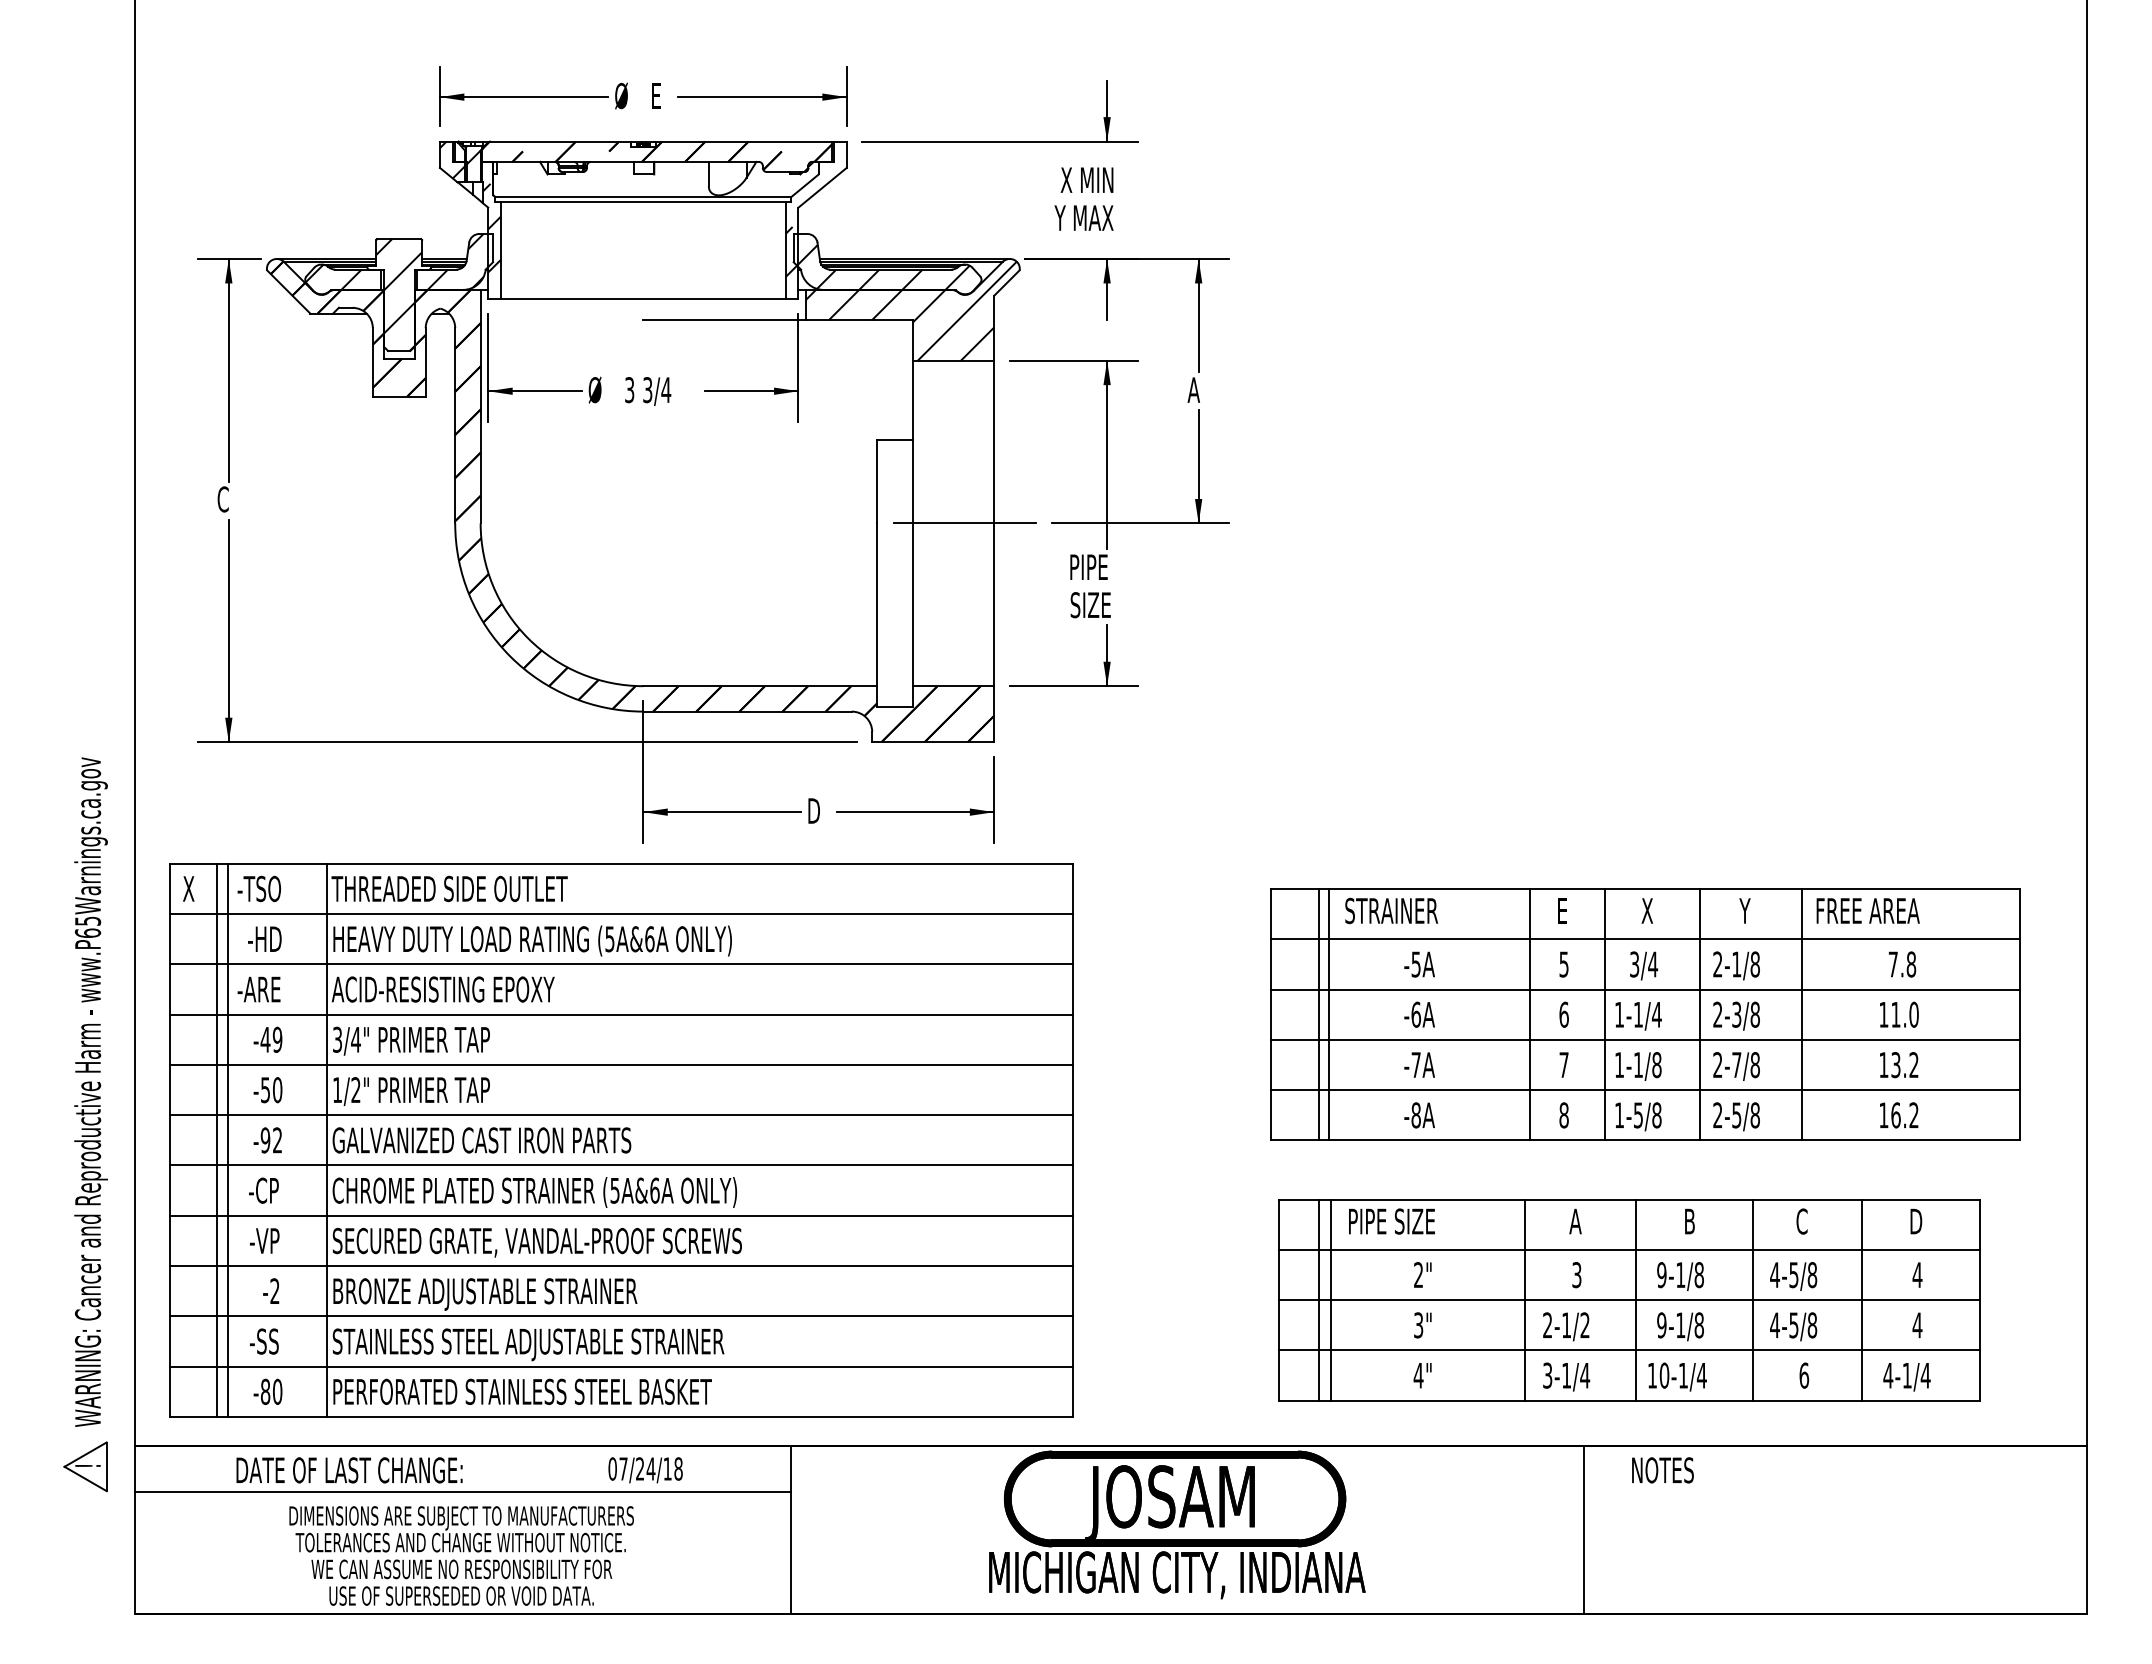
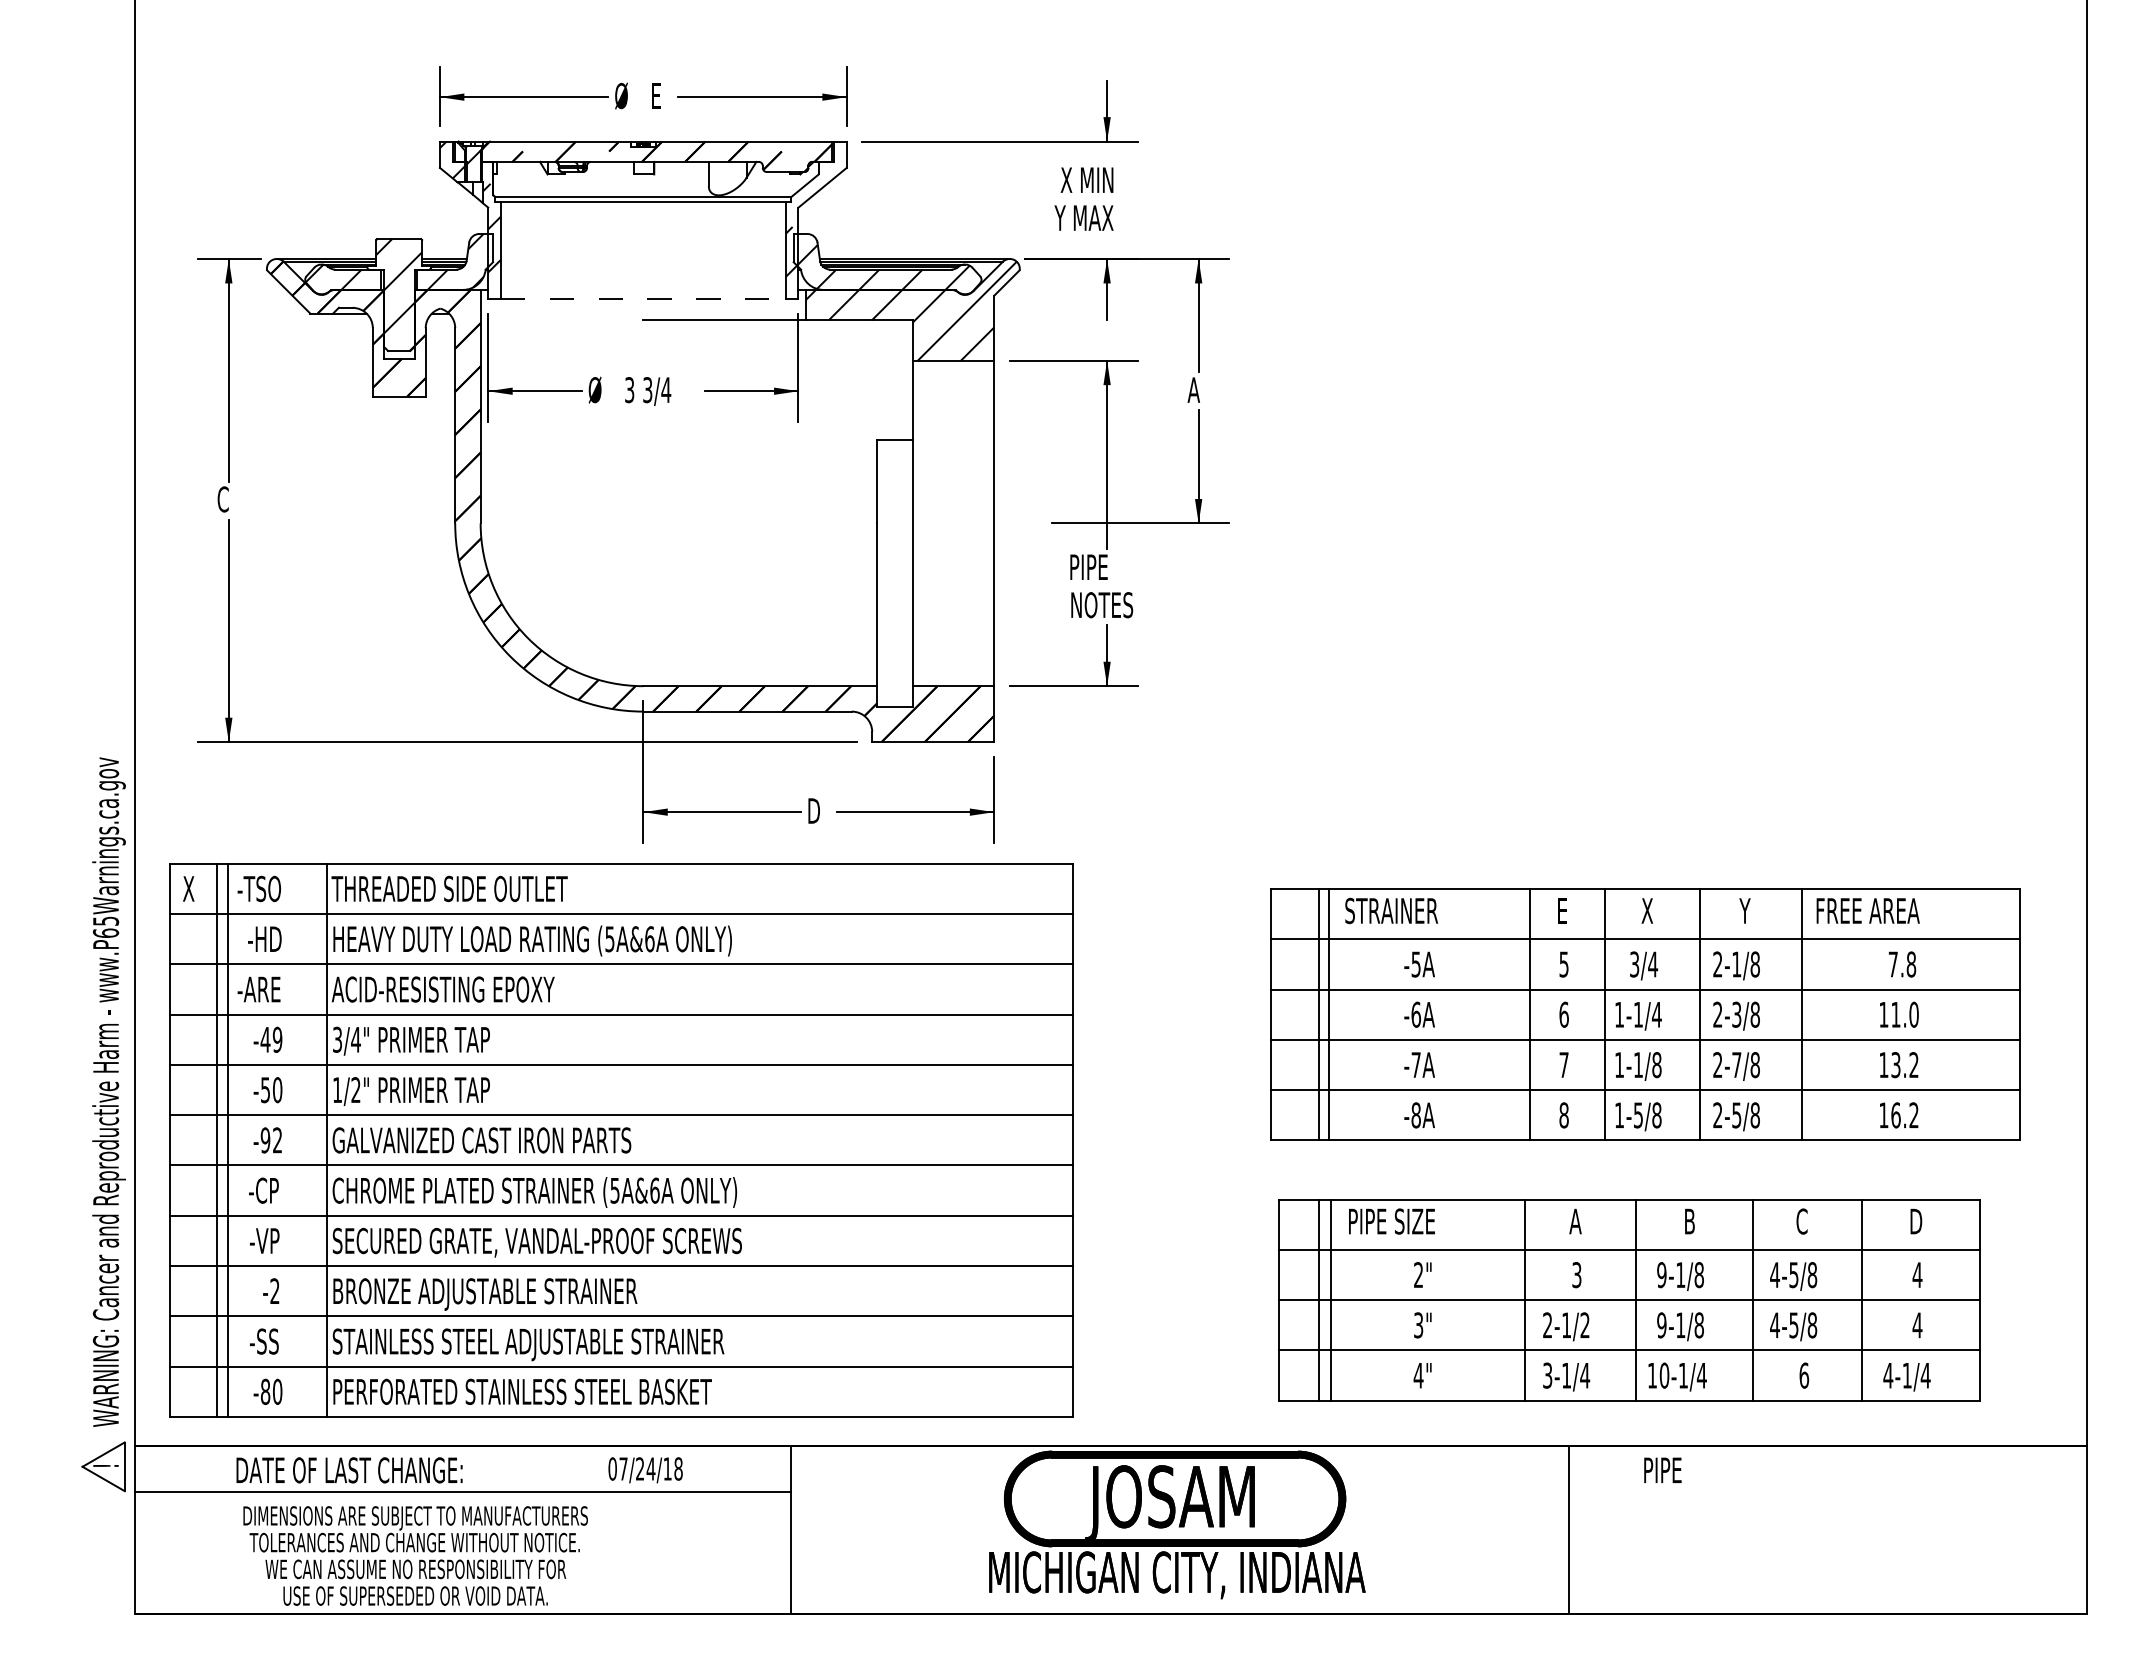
line: solid -> dashed (643, 299)
line: present -> none (965, 523)
text: SIZE -> NOTES (1101, 605)
part position: (85, 1124) -> (103, 1124) (103, 1124)
text: NOTES -> PIPE (1662, 1470)
line position: (1583, 1530) -> (1568, 1530) (1568, 1530)
text position: (461, 1555) -> (415, 1555) (415, 1555)
